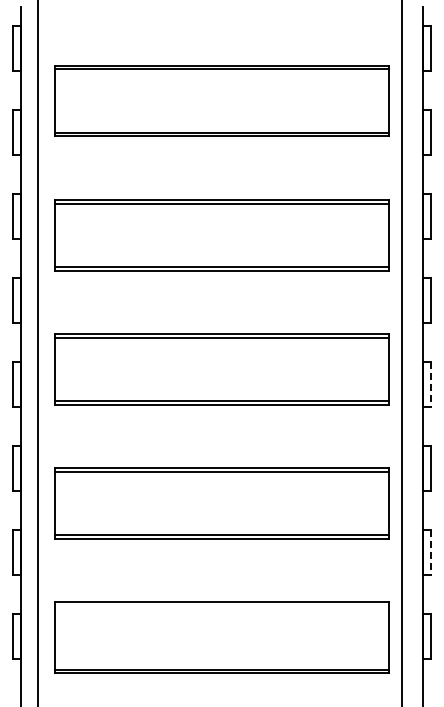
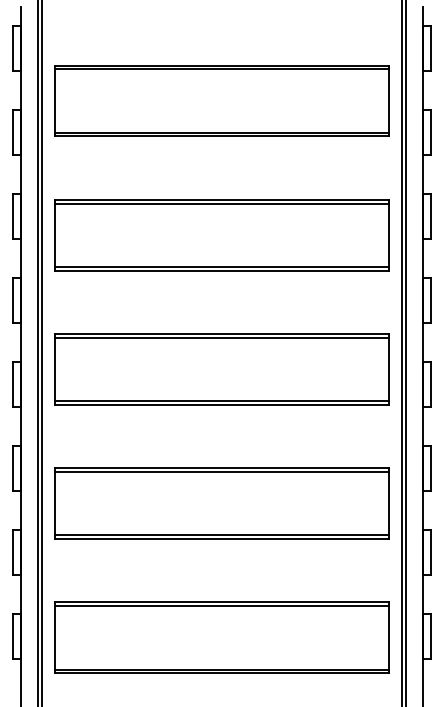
line: none -> present (41, 352)
line: none -> present (406, 352)
line: dashed -> solid (430, 385)
line: dashed -> solid (430, 553)
line: none -> present (221, 606)
